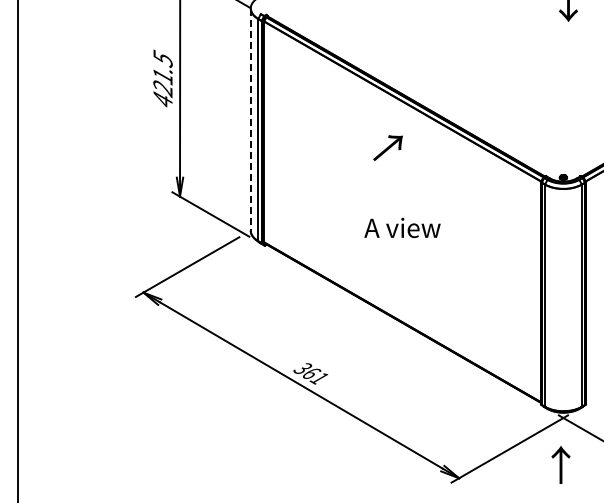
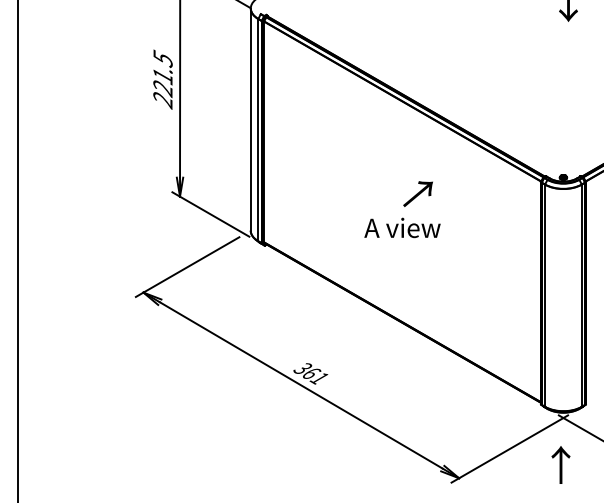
text: 421.5 -> 221.5 (162, 100)
line: dashed -> solid (250, 120)
text position: (387, 147) -> (417, 193) (417, 193)
